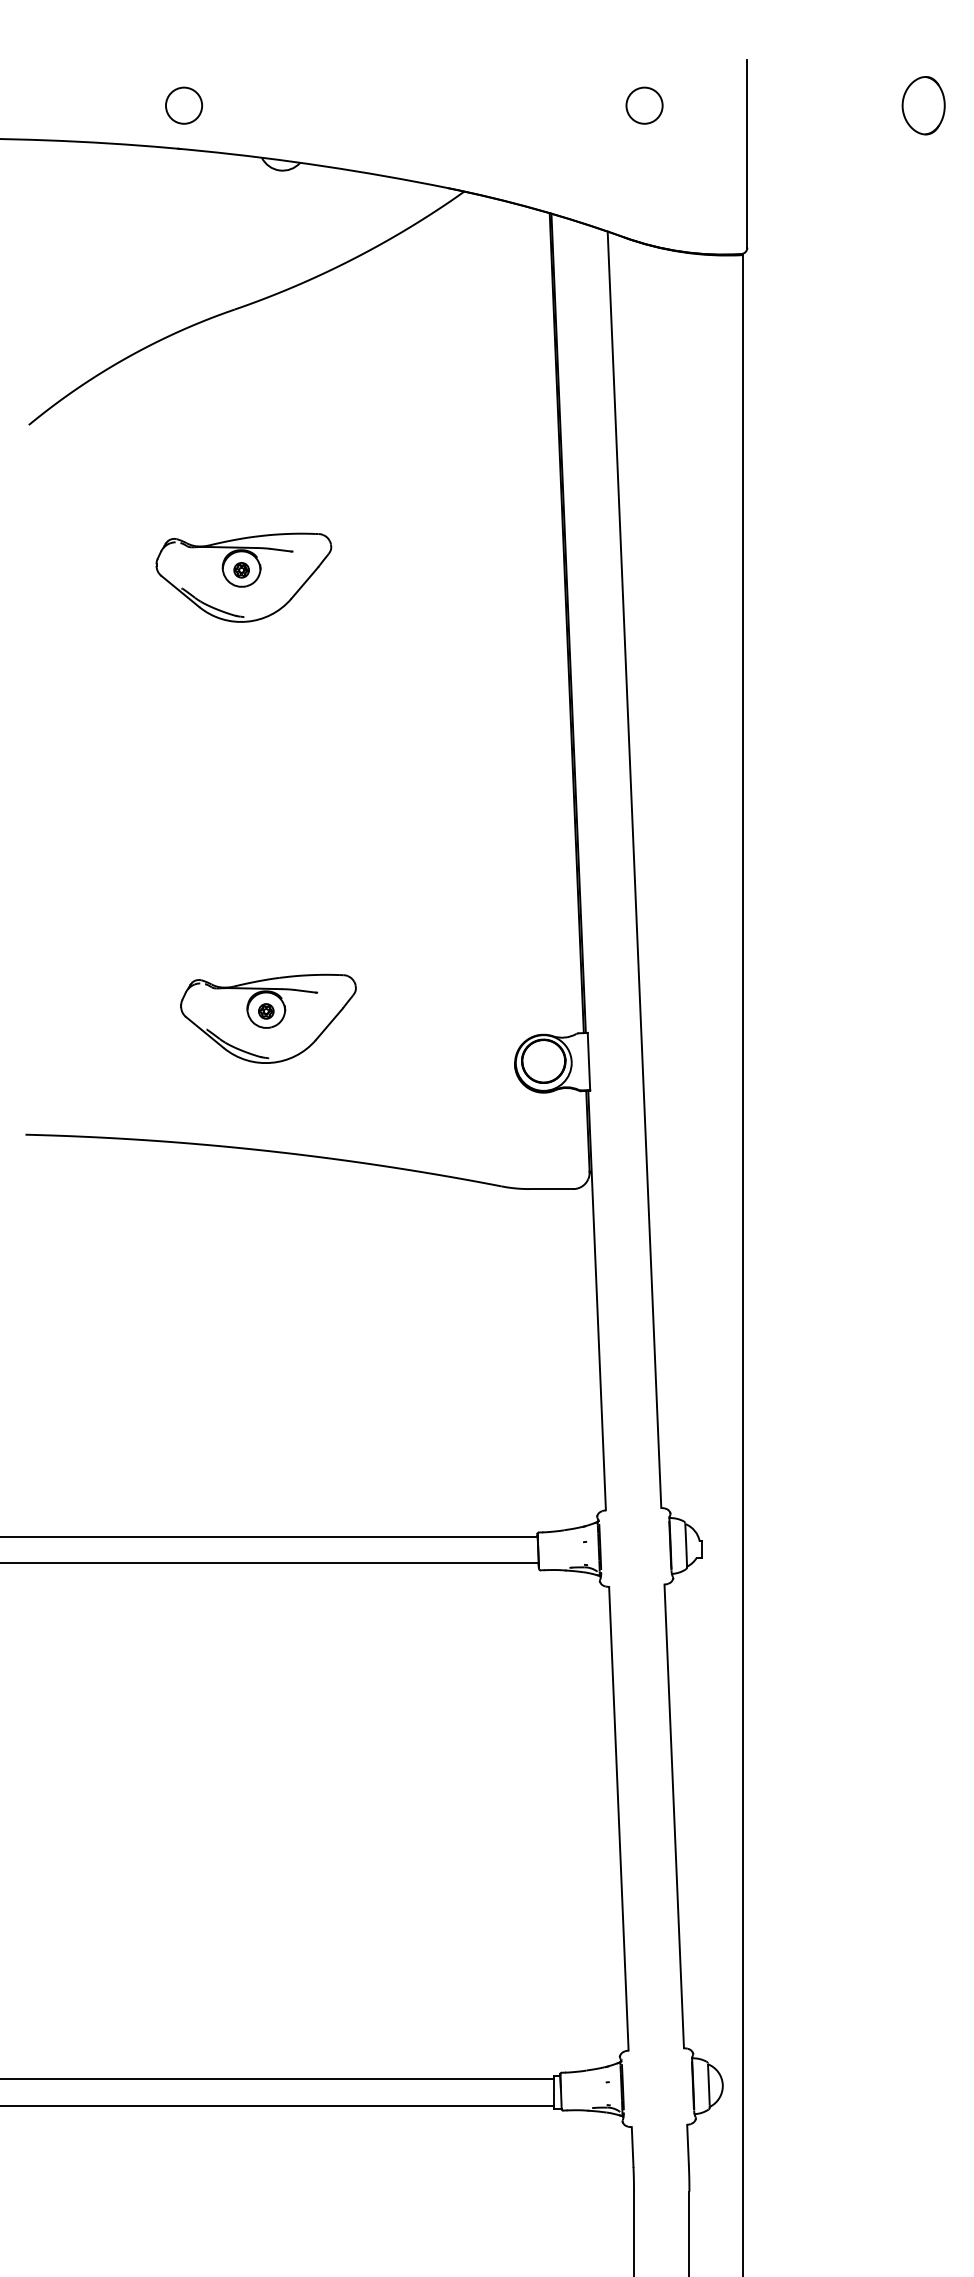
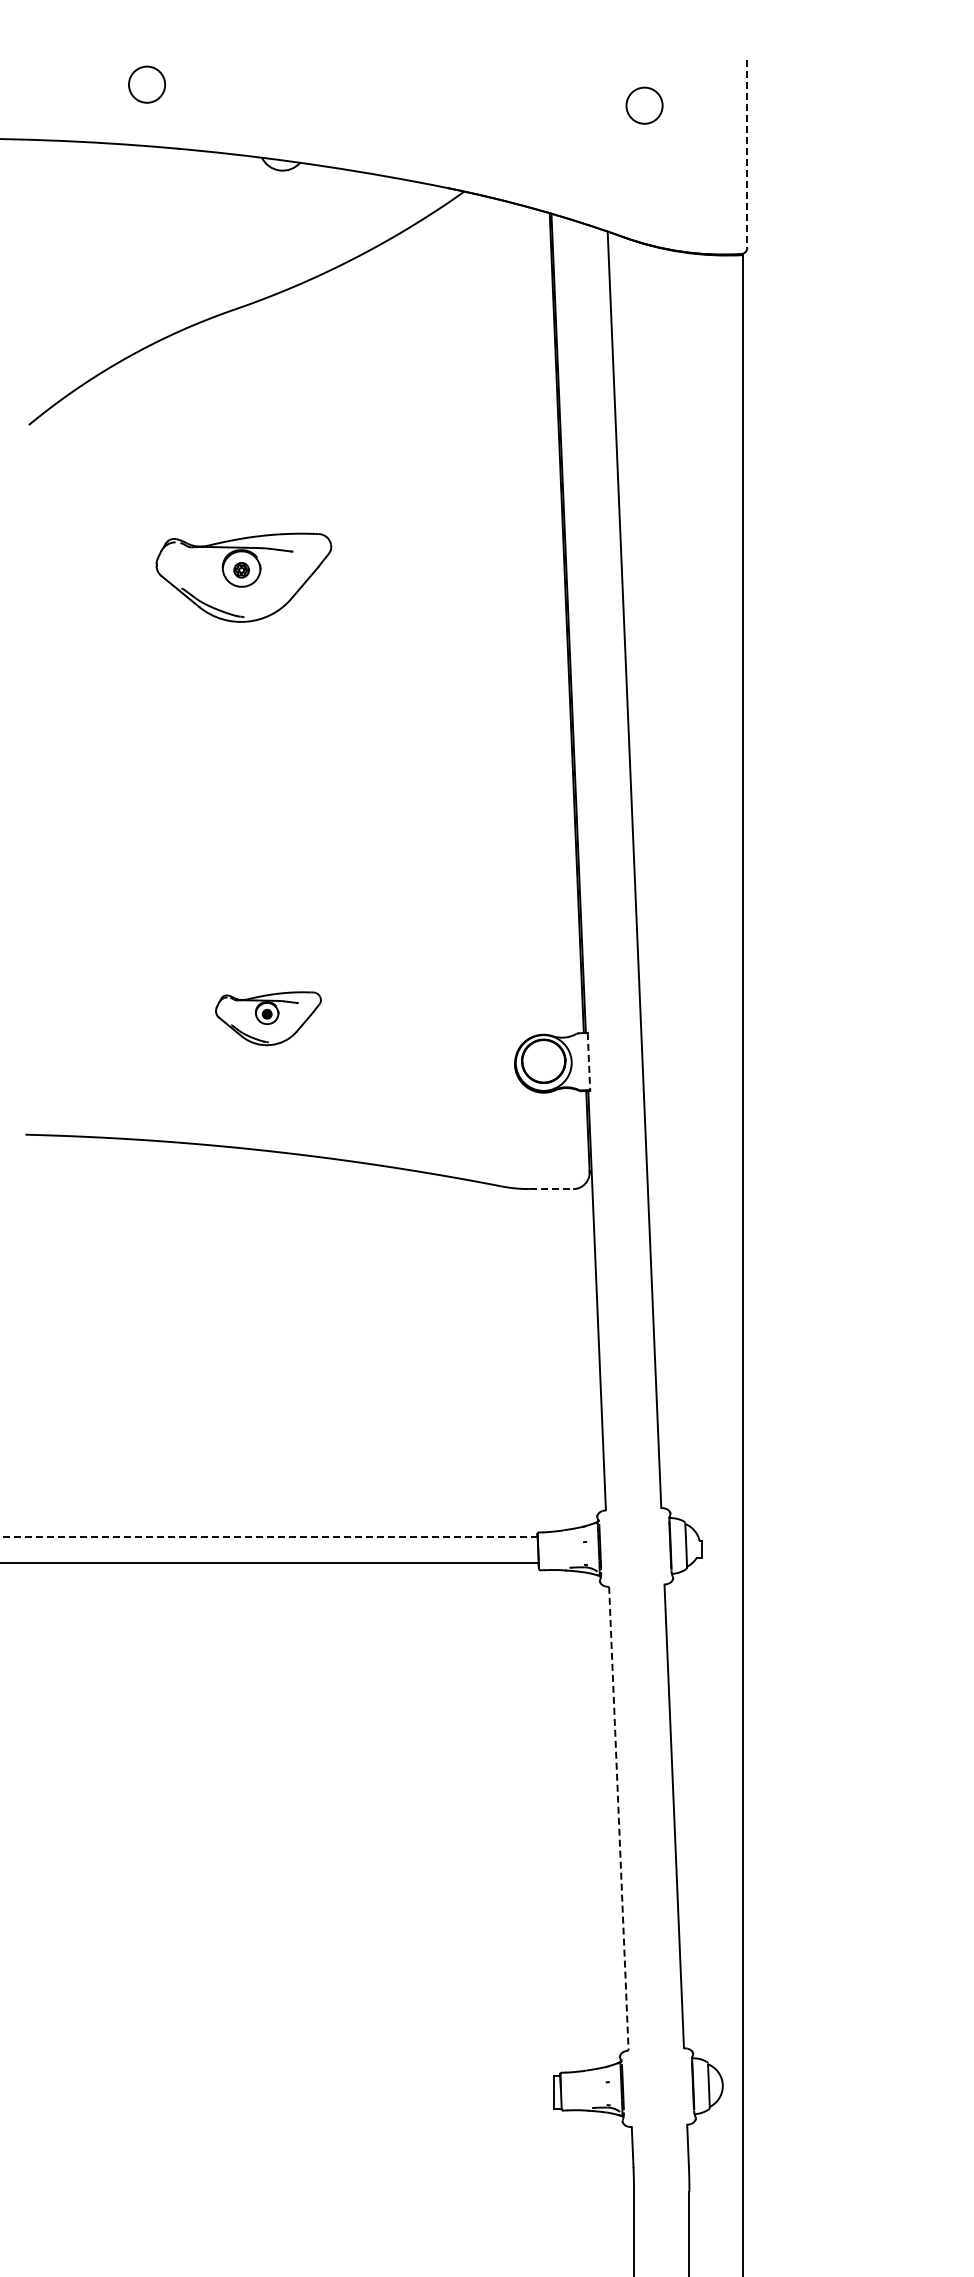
circle position: (183, 105) -> (146, 84) (146, 84)
part: present -> none (923, 105)
line: solid -> dashed (747, 153)
part size: 177x91 px -> 107x56 px (268, 1018)
line: solid -> dashed (588, 1061)
line: solid -> dashed (551, 1189)
line: solid -> dashed (268, 1536)
line: solid -> dashed (618, 1818)
line: present -> none (278, 2079)
line: present -> none (278, 2105)
